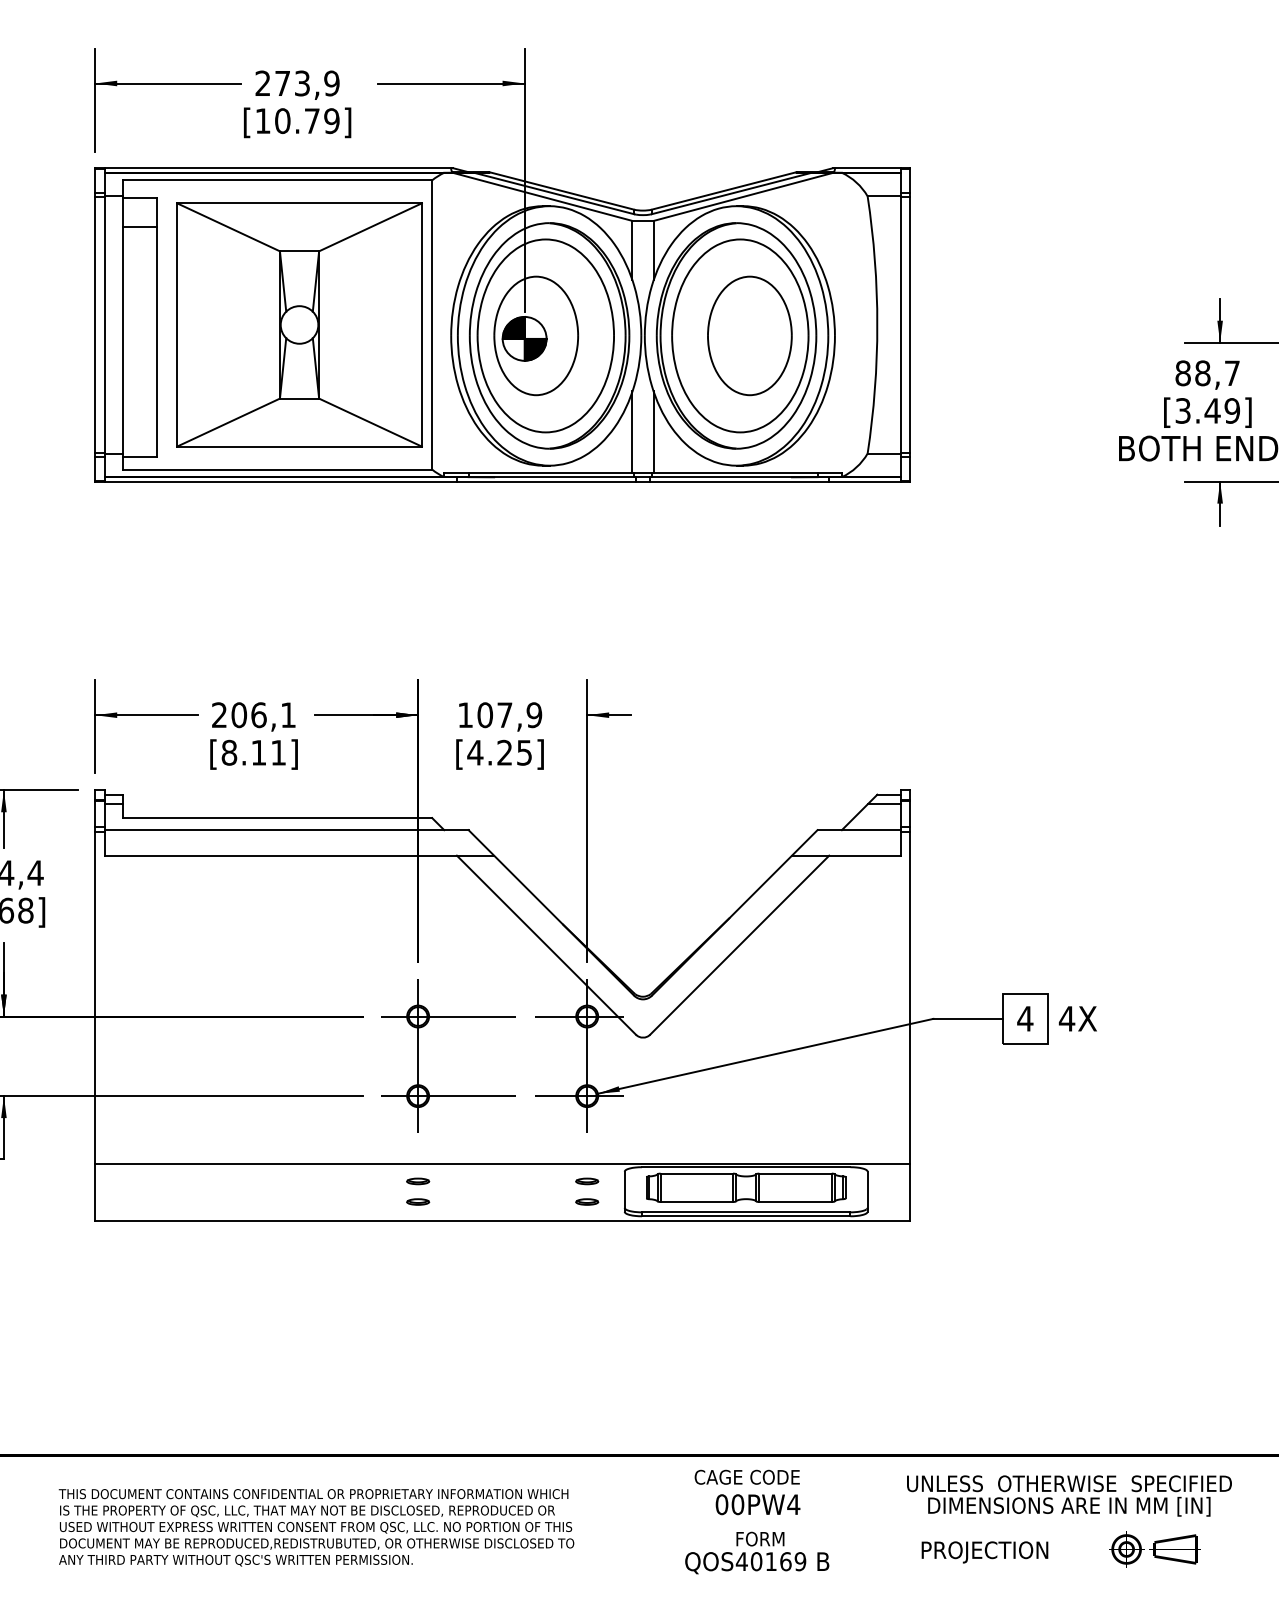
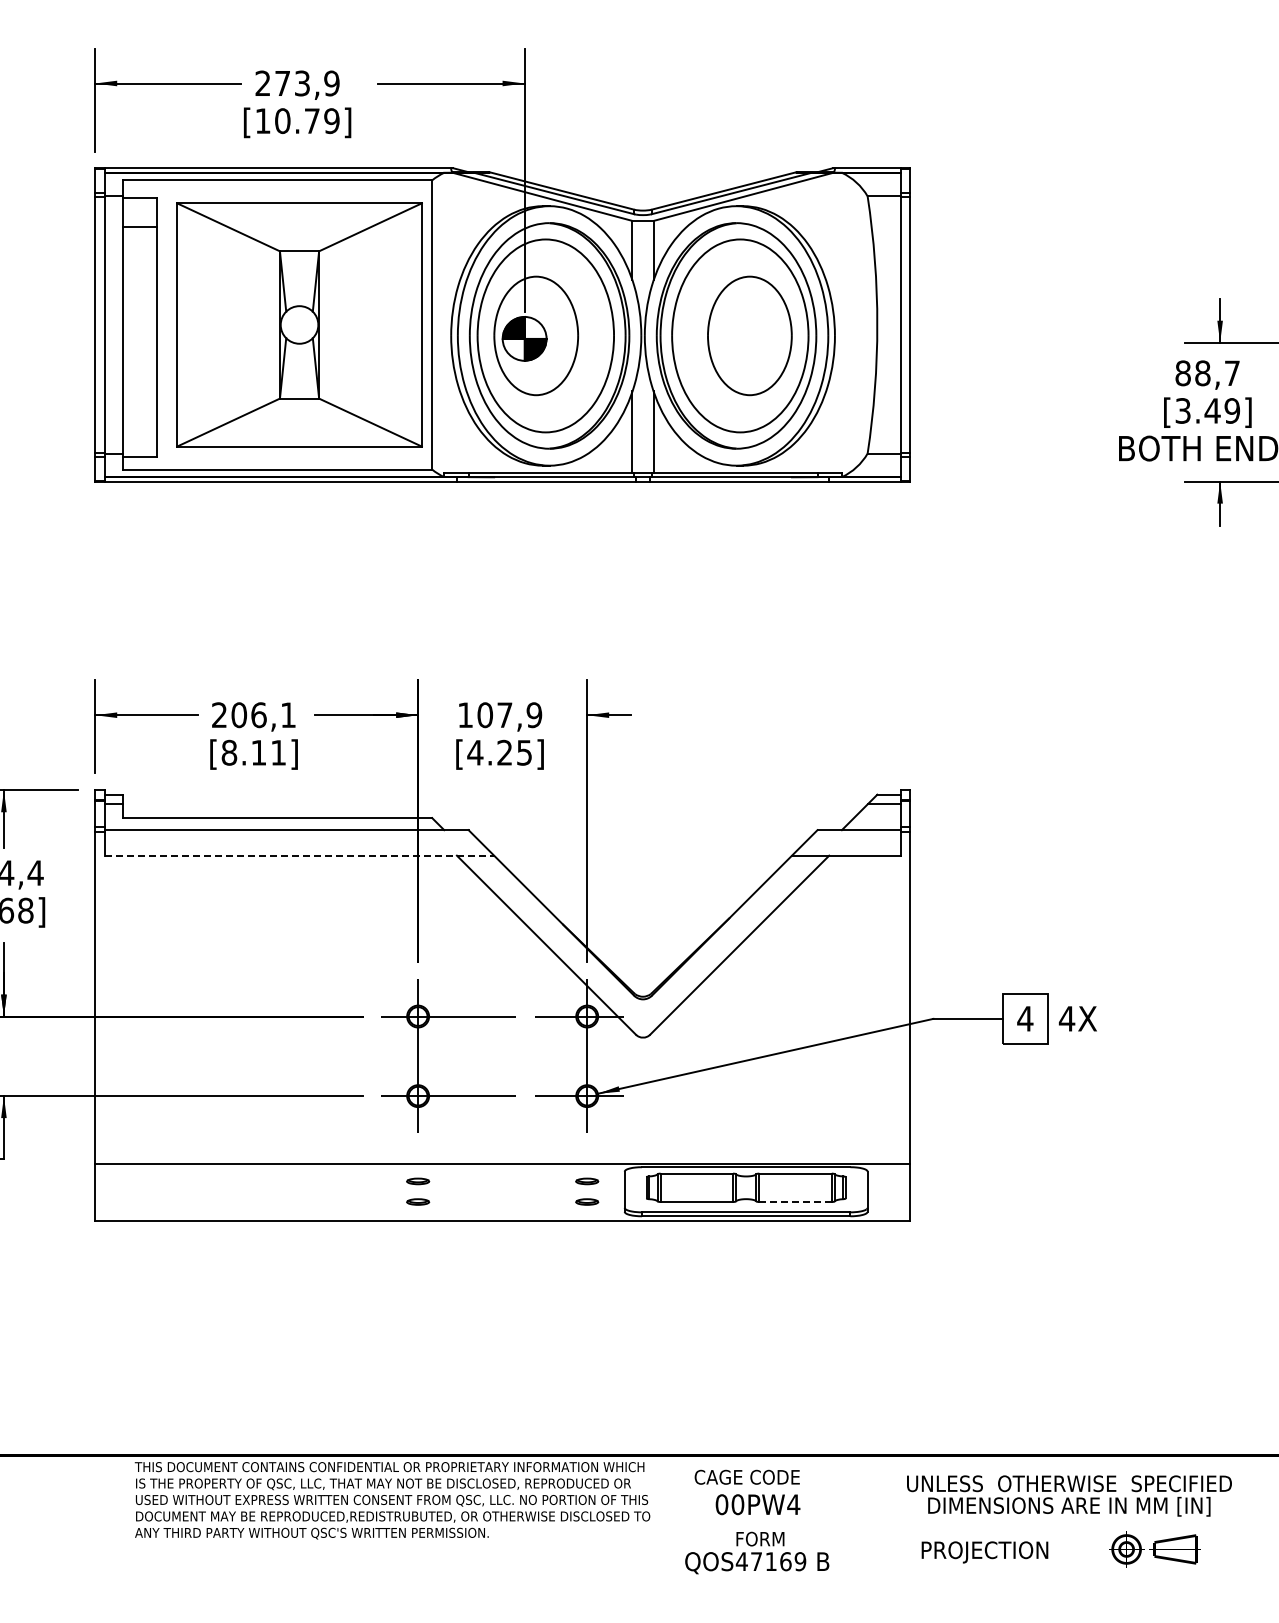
line: solid -> dashed (299, 855)
line: solid -> dashed (796, 1202)
text position: (316, 1527) -> (392, 1500) (392, 1500)
text: QOS40169 -> QOS47169 (756, 1561)
